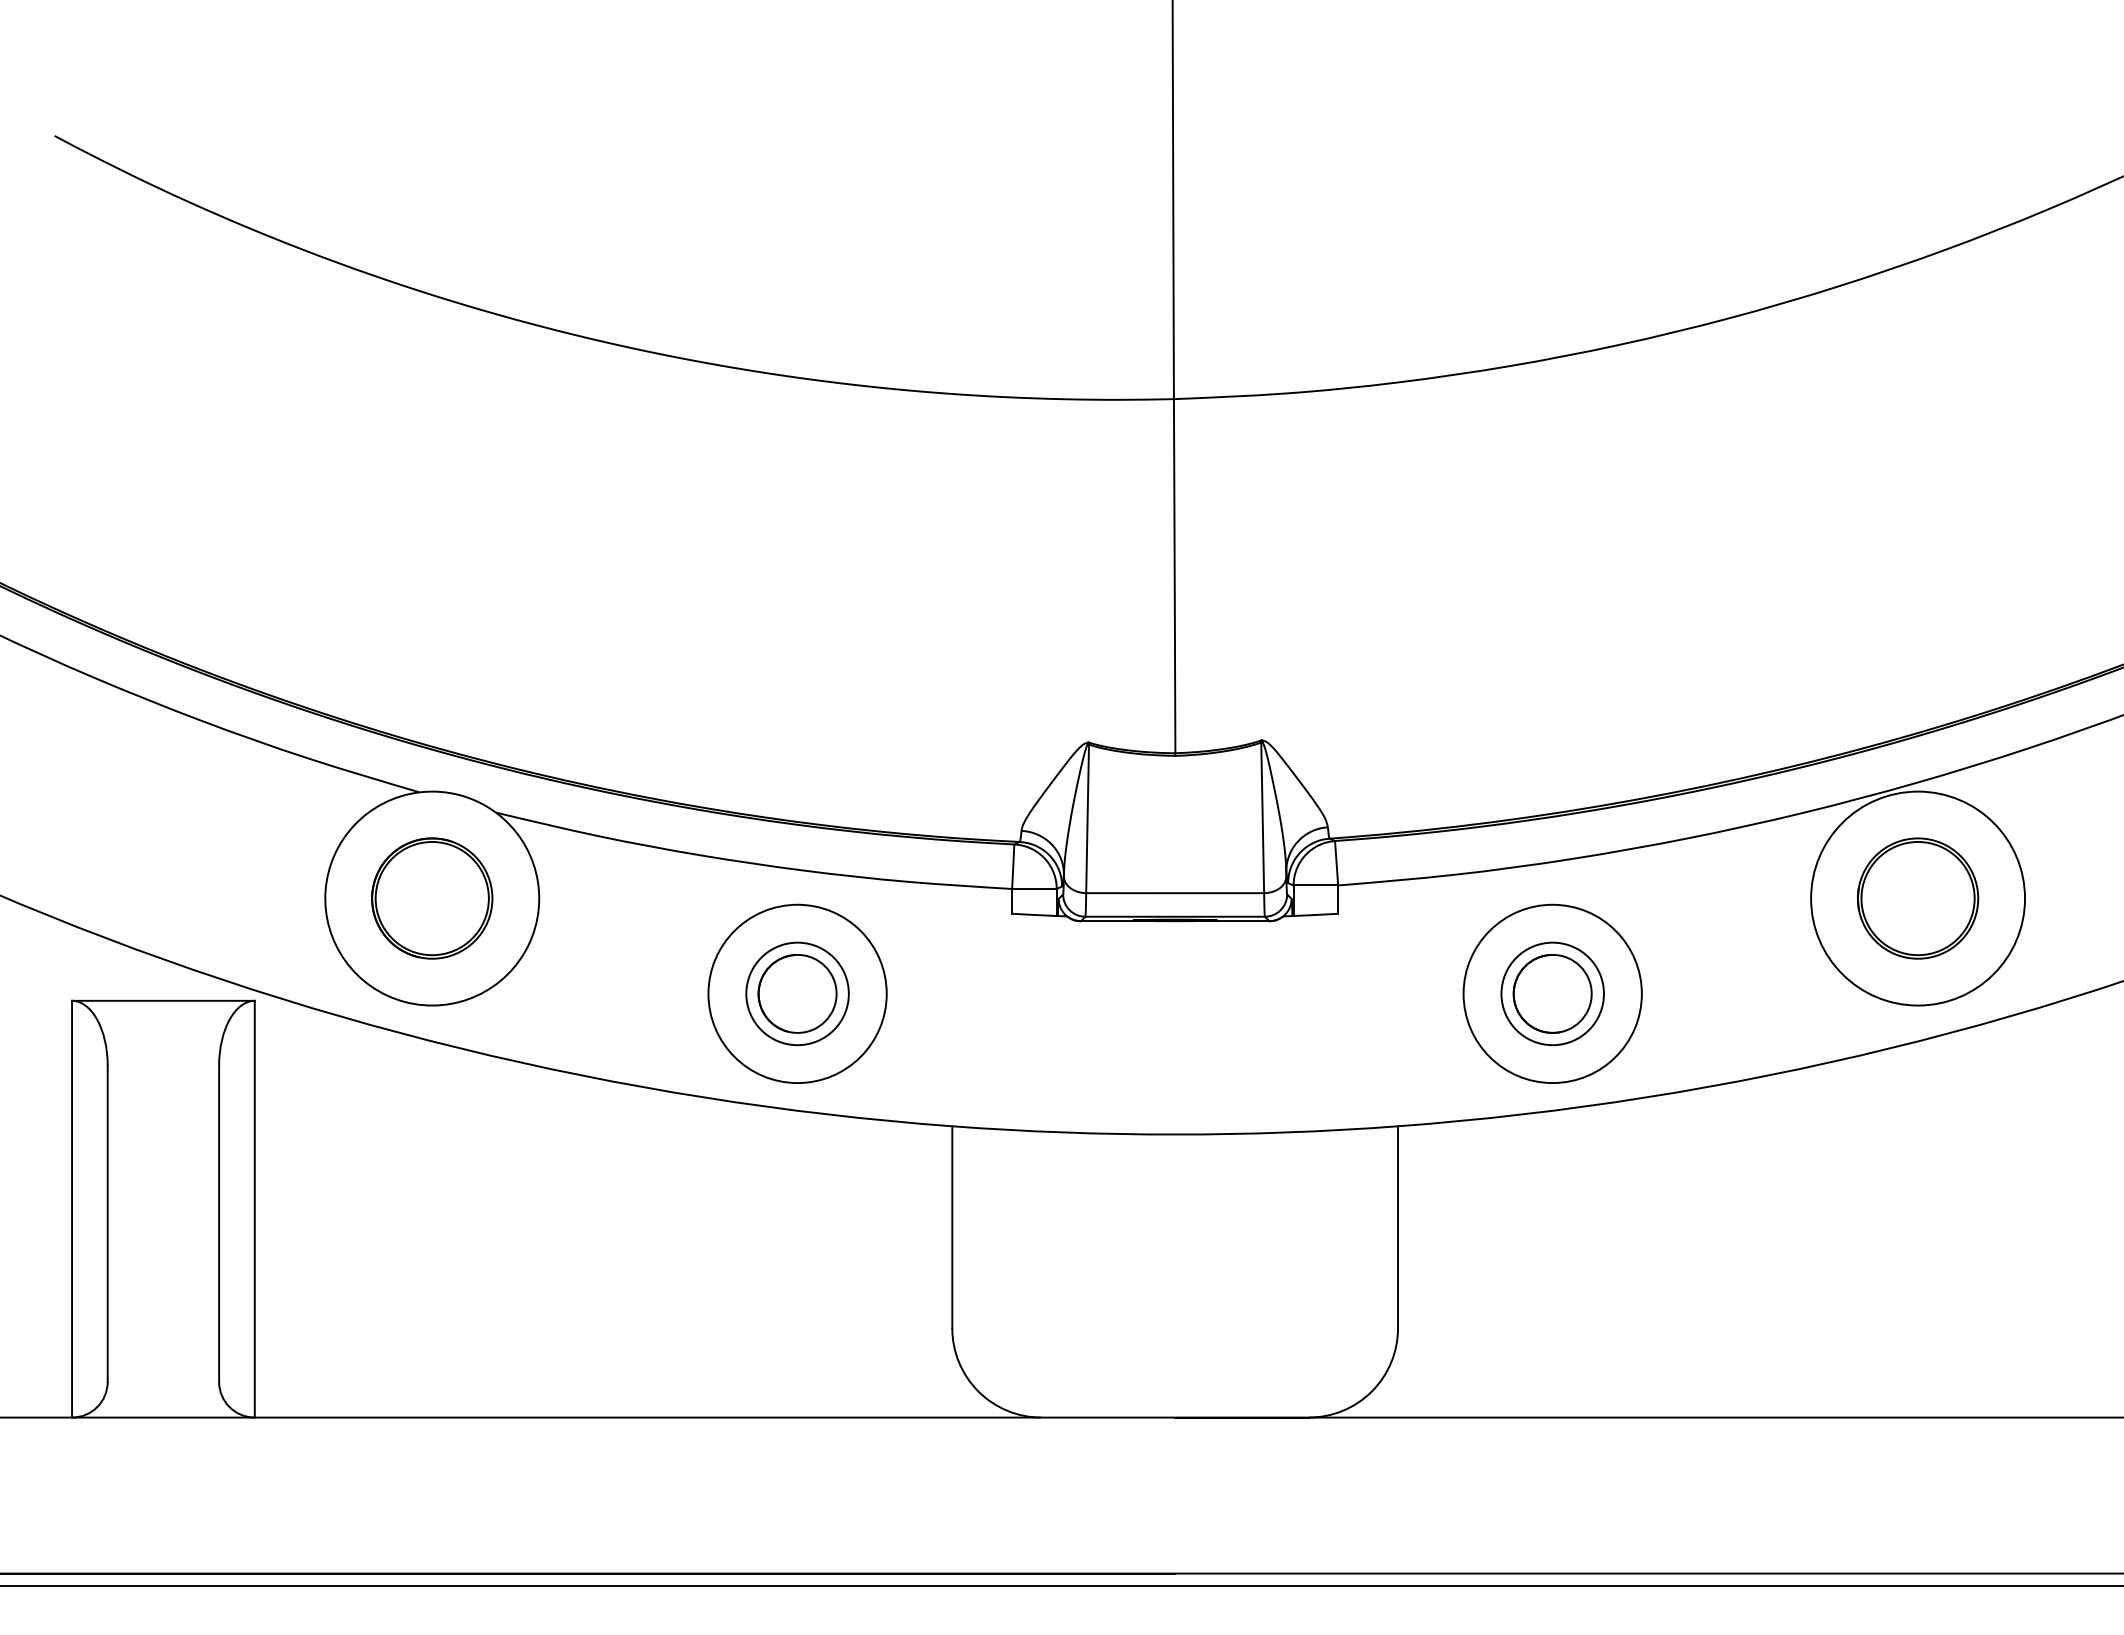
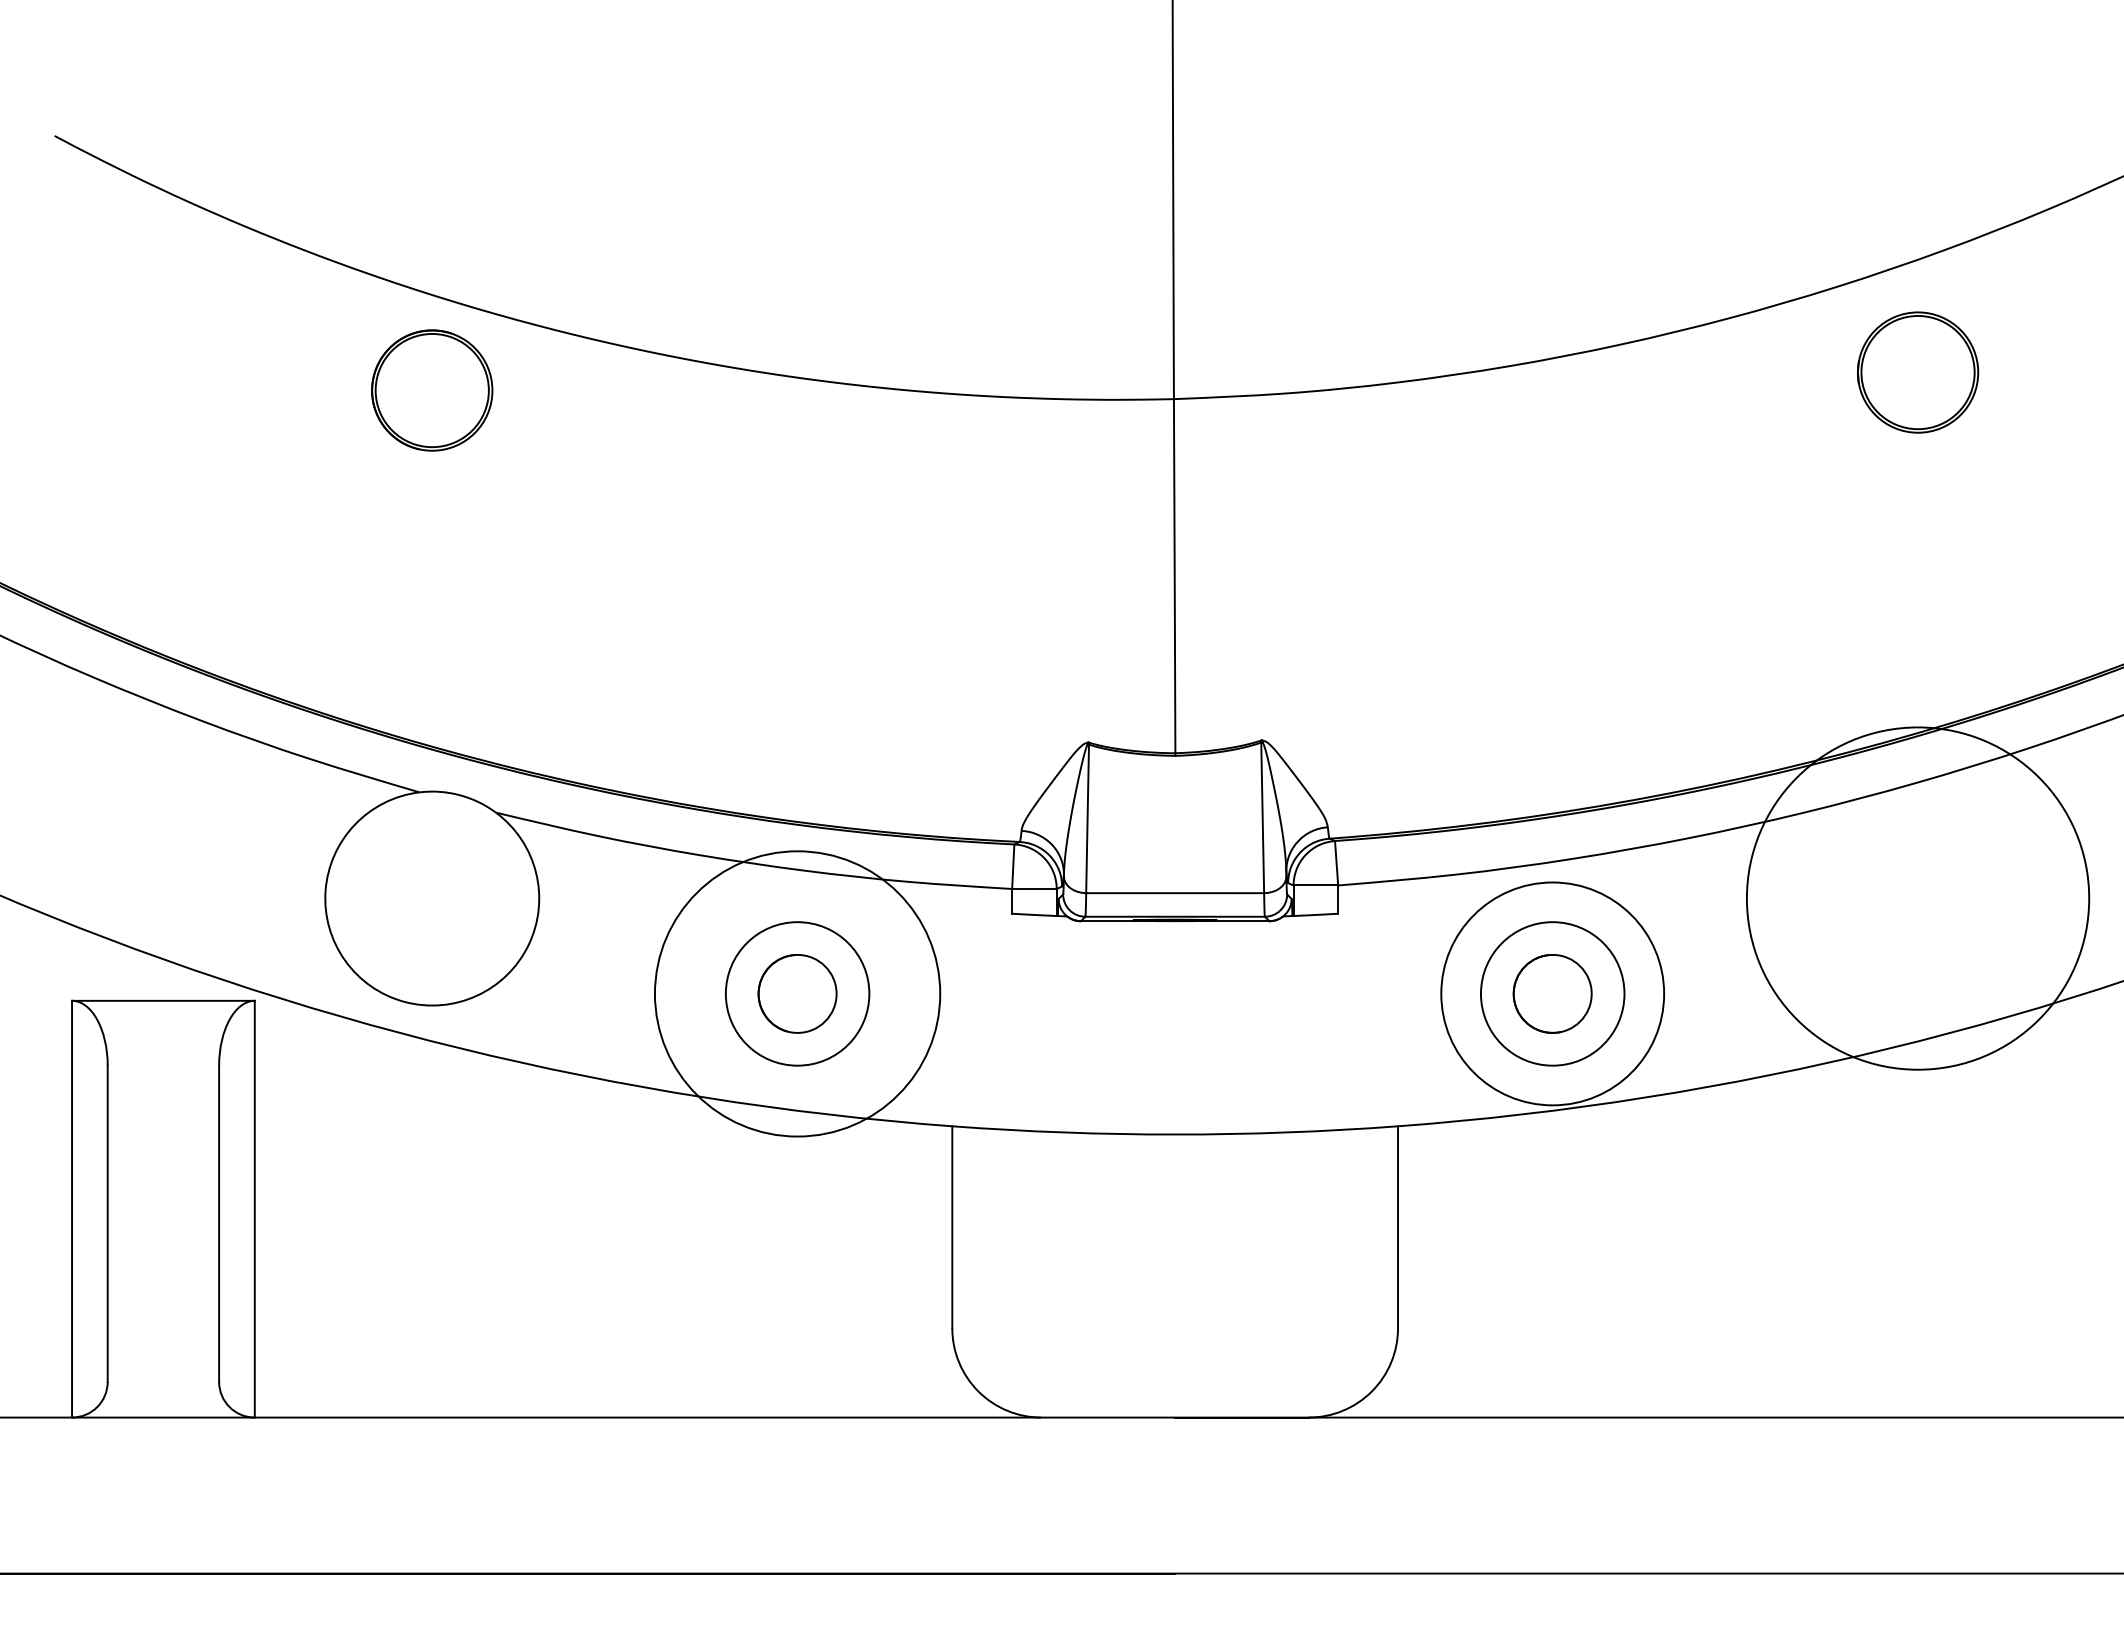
part position: (432, 898) -> (432, 390) (432, 390)
circle diameter: 214 px -> 342 px (1917, 898)
part position: (1918, 898) -> (1918, 372) (1918, 372)
circle diameter: 103 px -> 144 px (797, 993)
circle diameter: 178 px -> 285 px (797, 993)
circle diameter: 103 px -> 144 px (1552, 993)
circle diameter: 178 px -> 223 px (1552, 993)
line: present -> none (1061, 1585)
